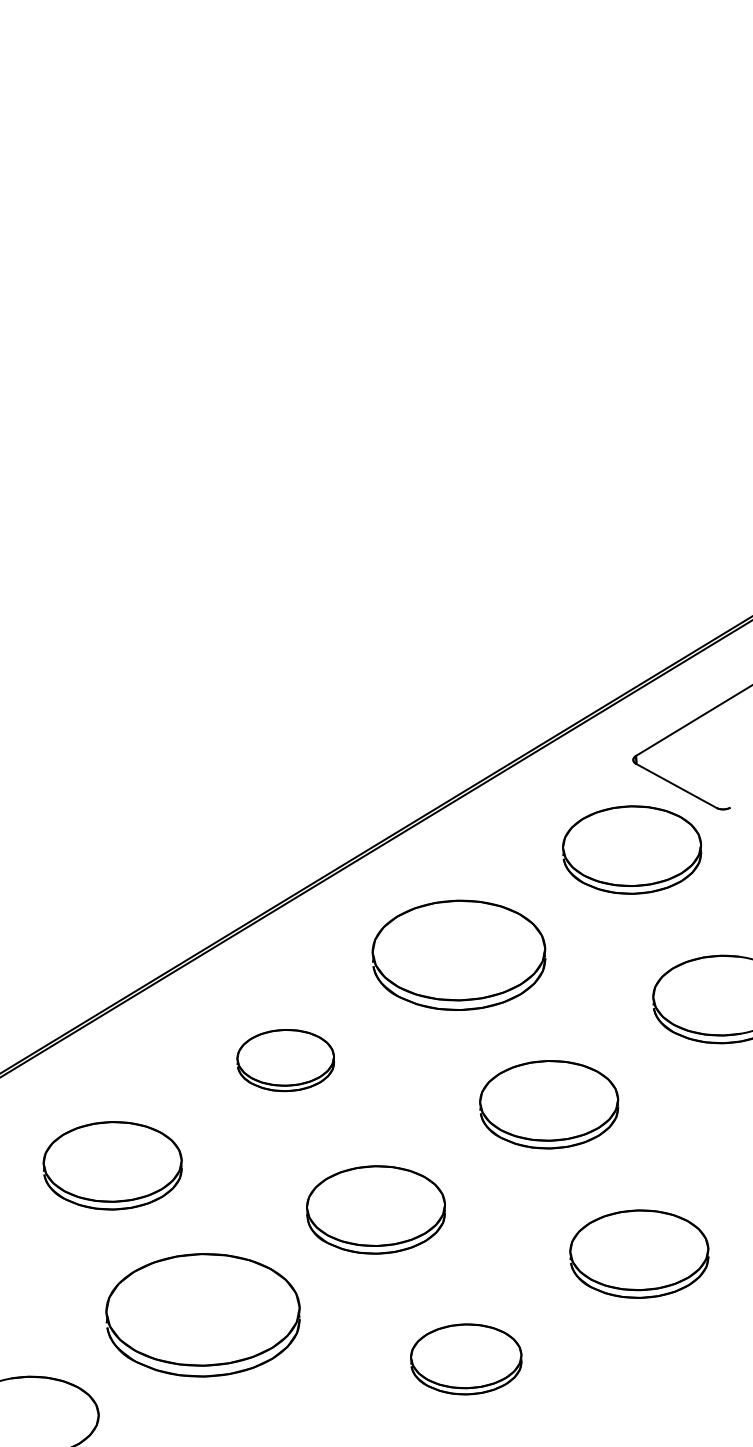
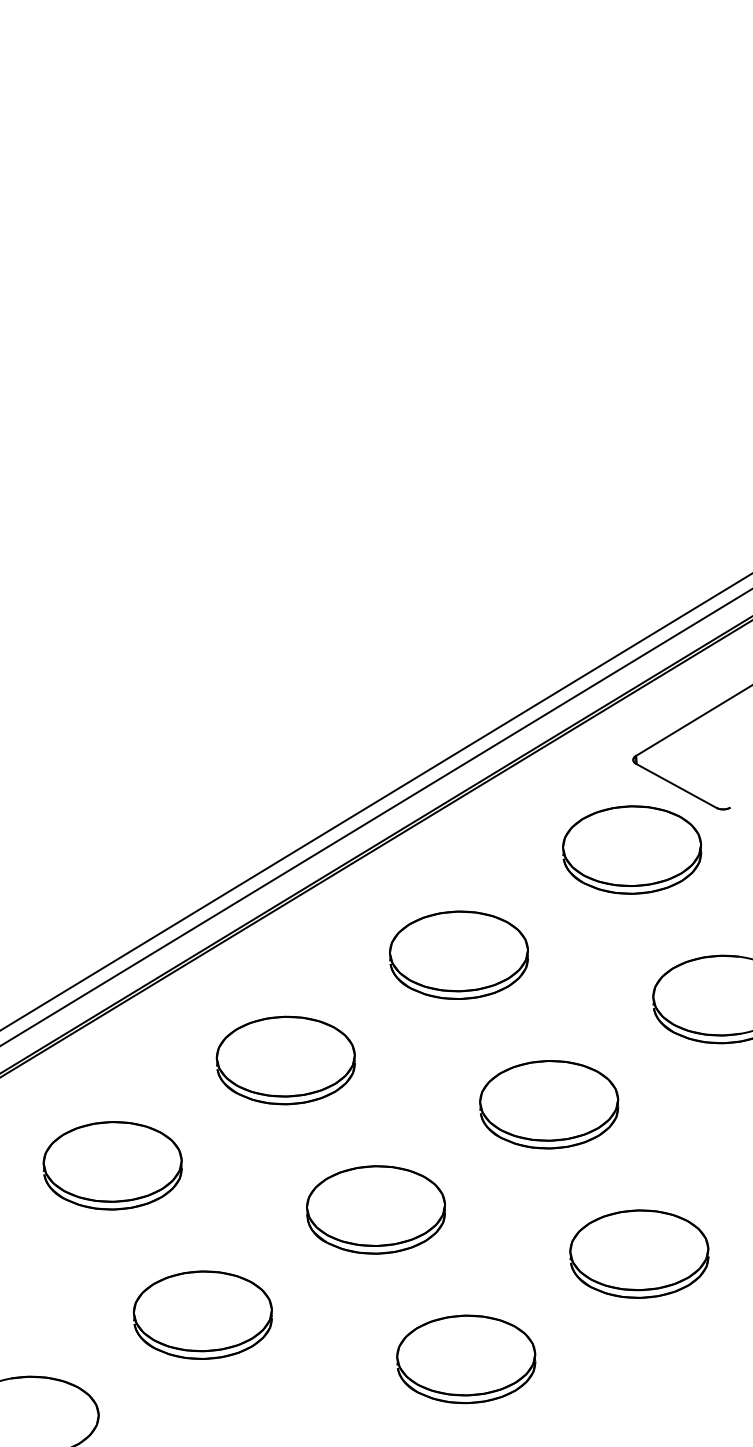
line: none -> present (375, 802)
line: none -> present (375, 817)
part size: 176x112 px -> 140x90 px (458, 954)
part size: 100x64 px -> 141x91 px (285, 1060)
part size: 196x125 px -> 141x90 px (202, 1314)
part size: 113x73 px -> 141x91 px (466, 1359)
